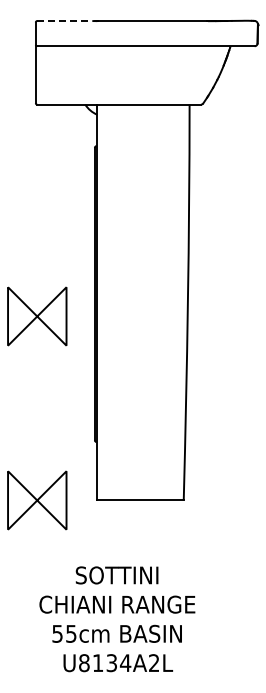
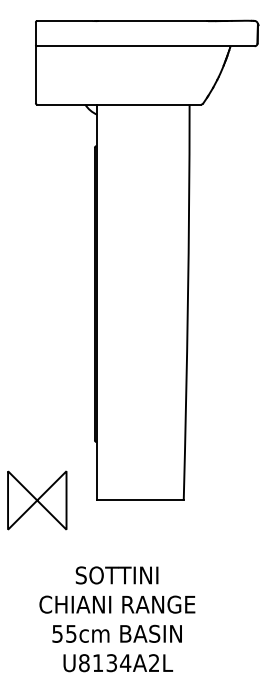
line: dashed -> solid (64, 21)
part: present -> none (37, 316)
